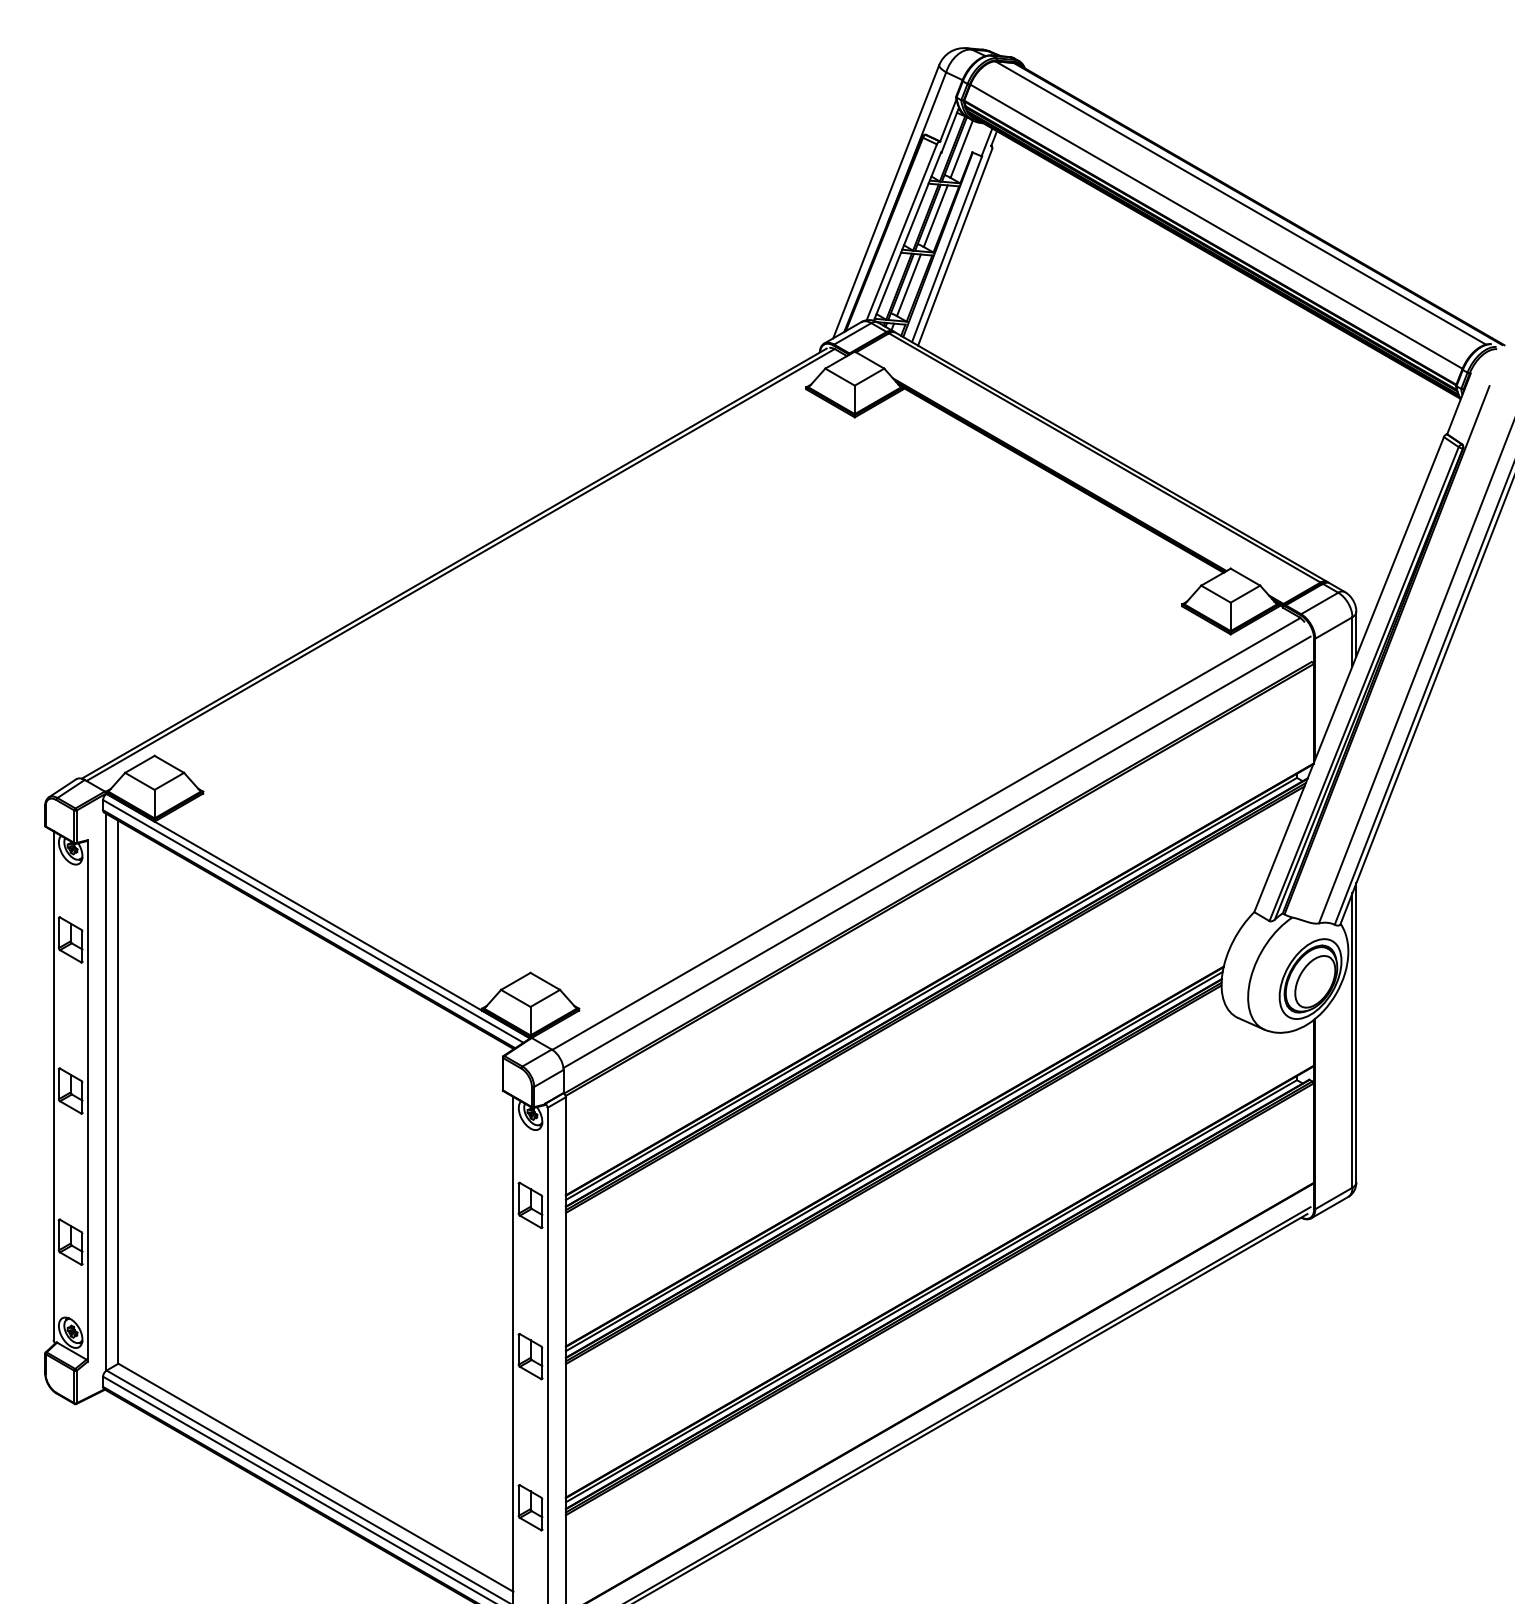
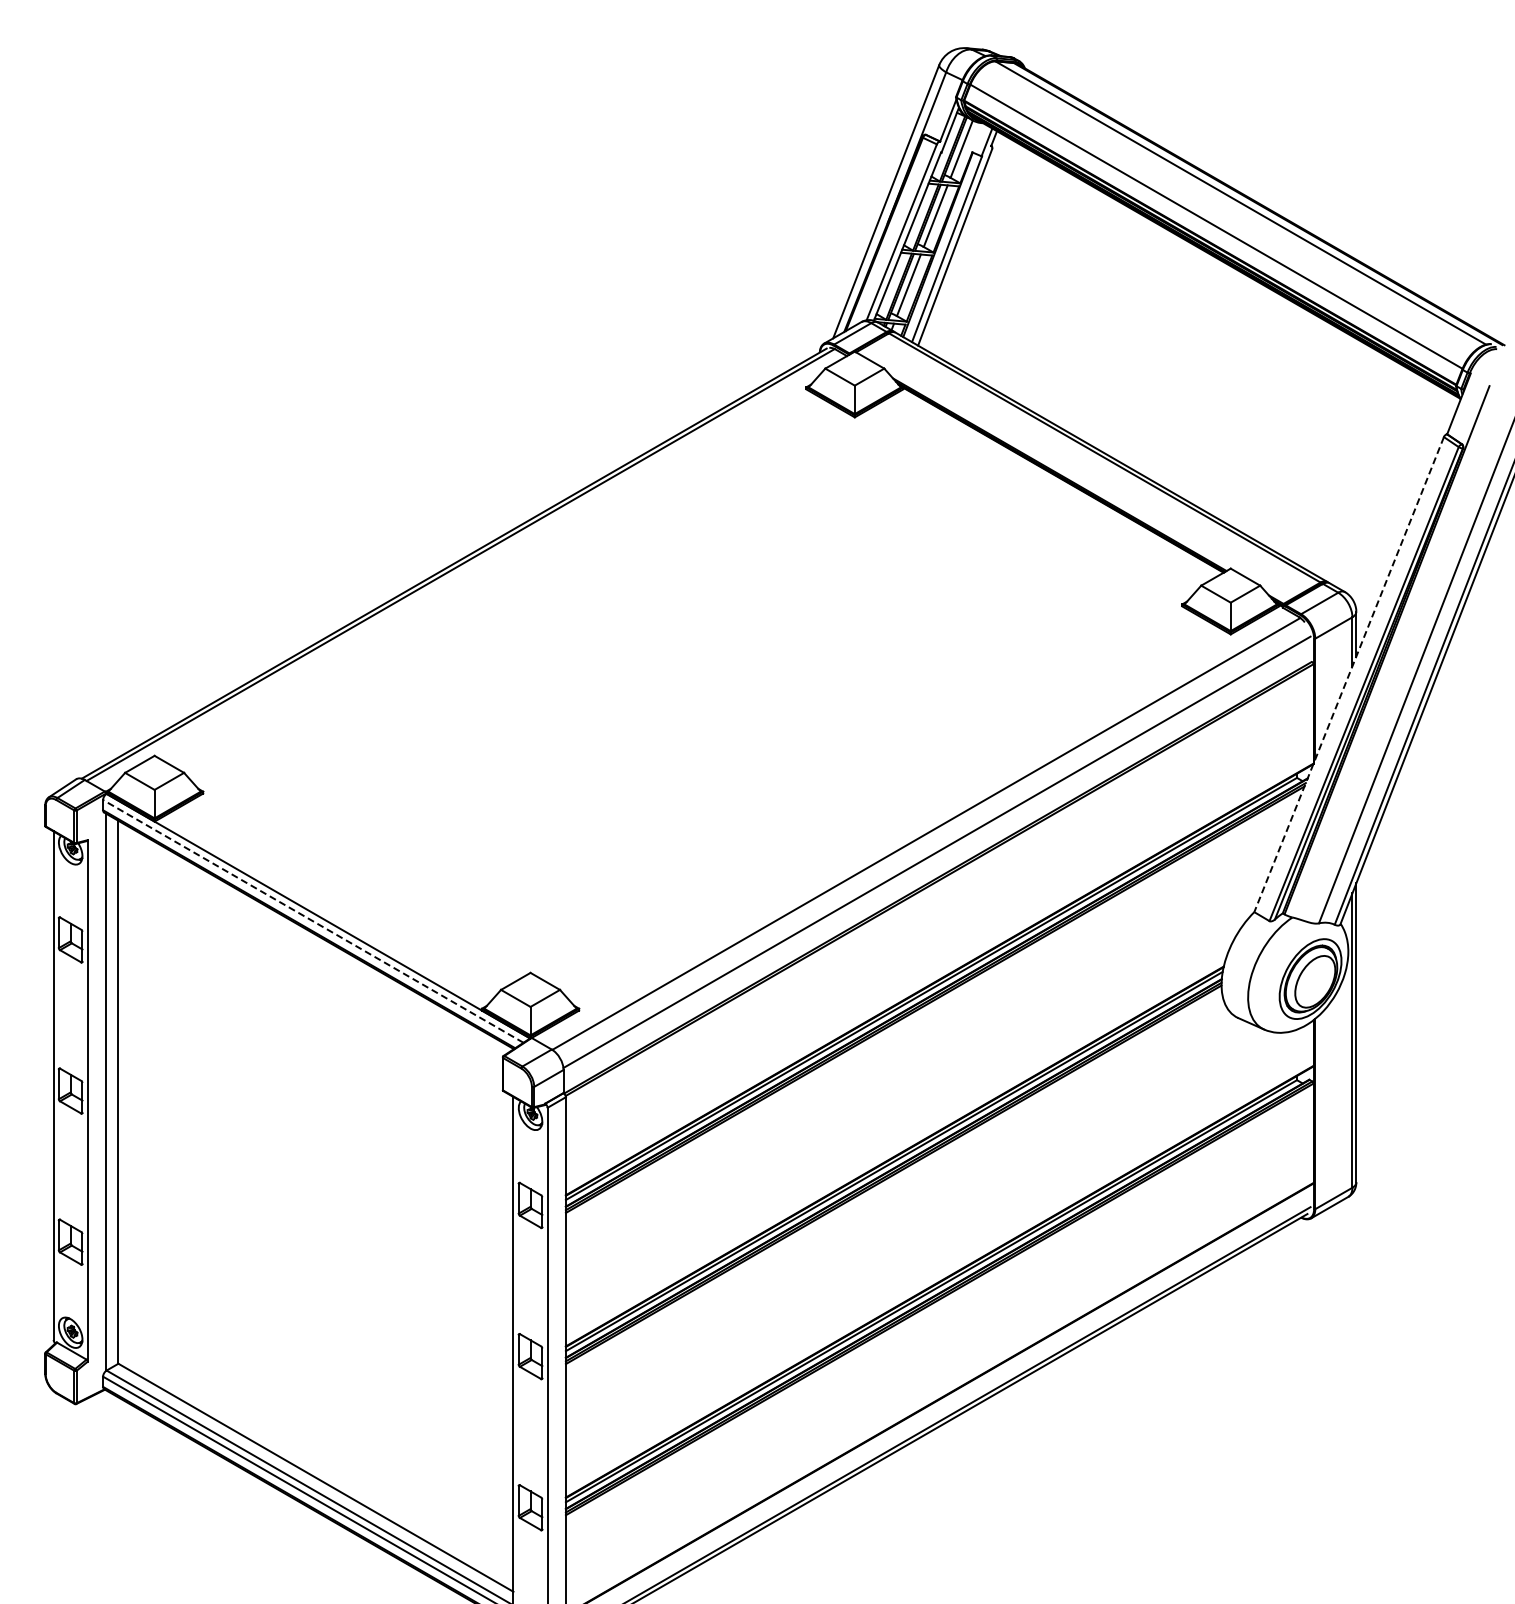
line: solid -> dashed (1349, 674)
line: solid -> dashed (313, 921)
